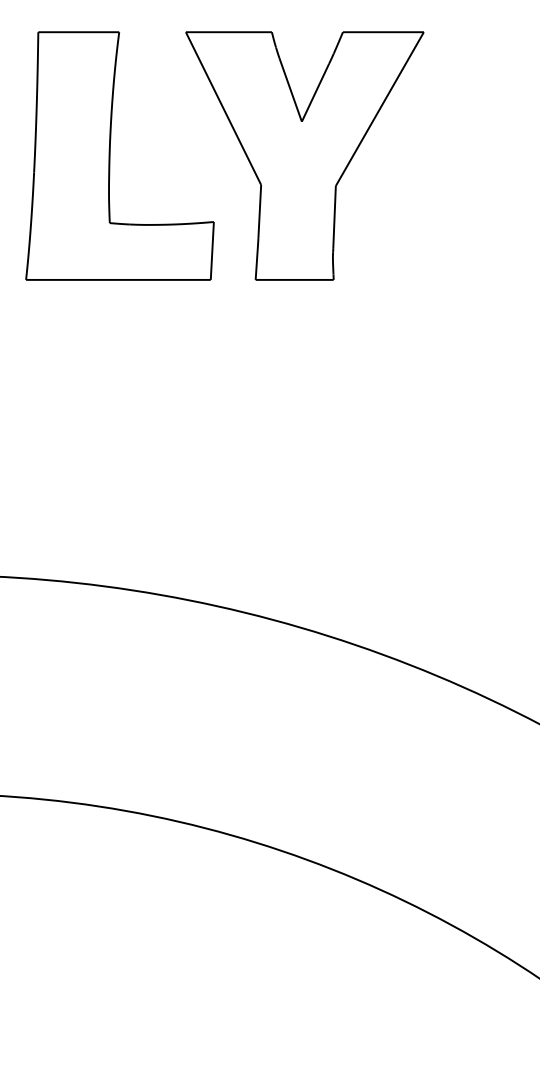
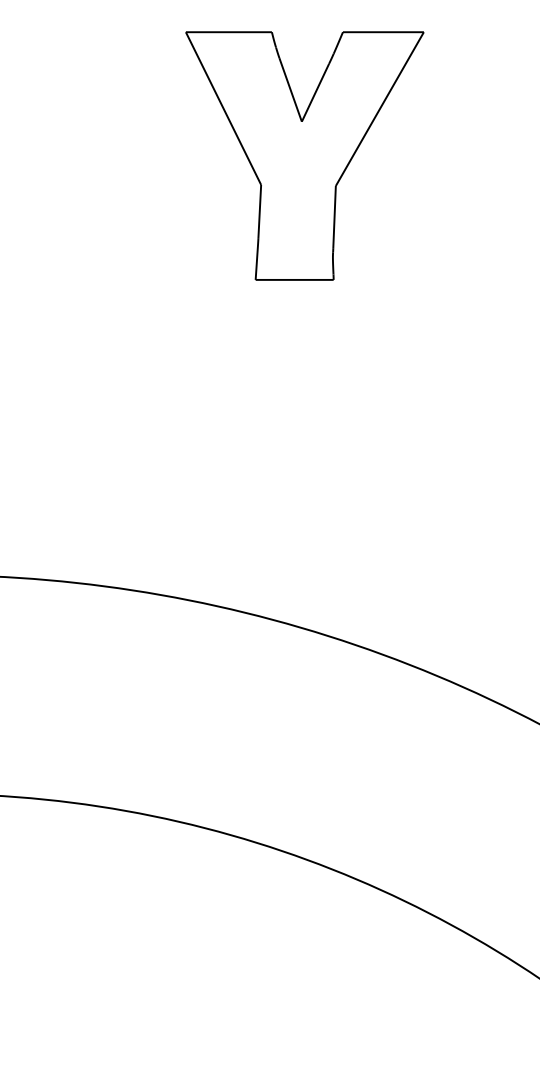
part: present -> none (110, 155)
